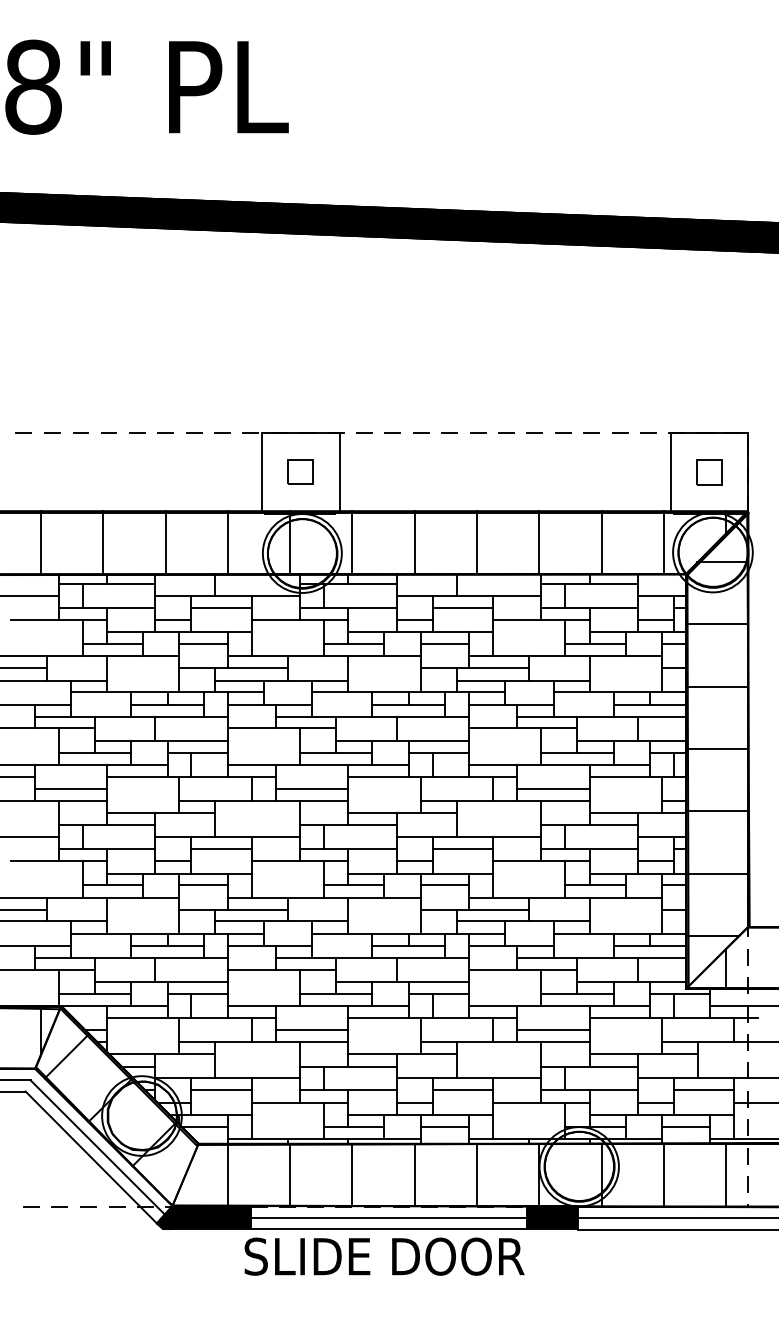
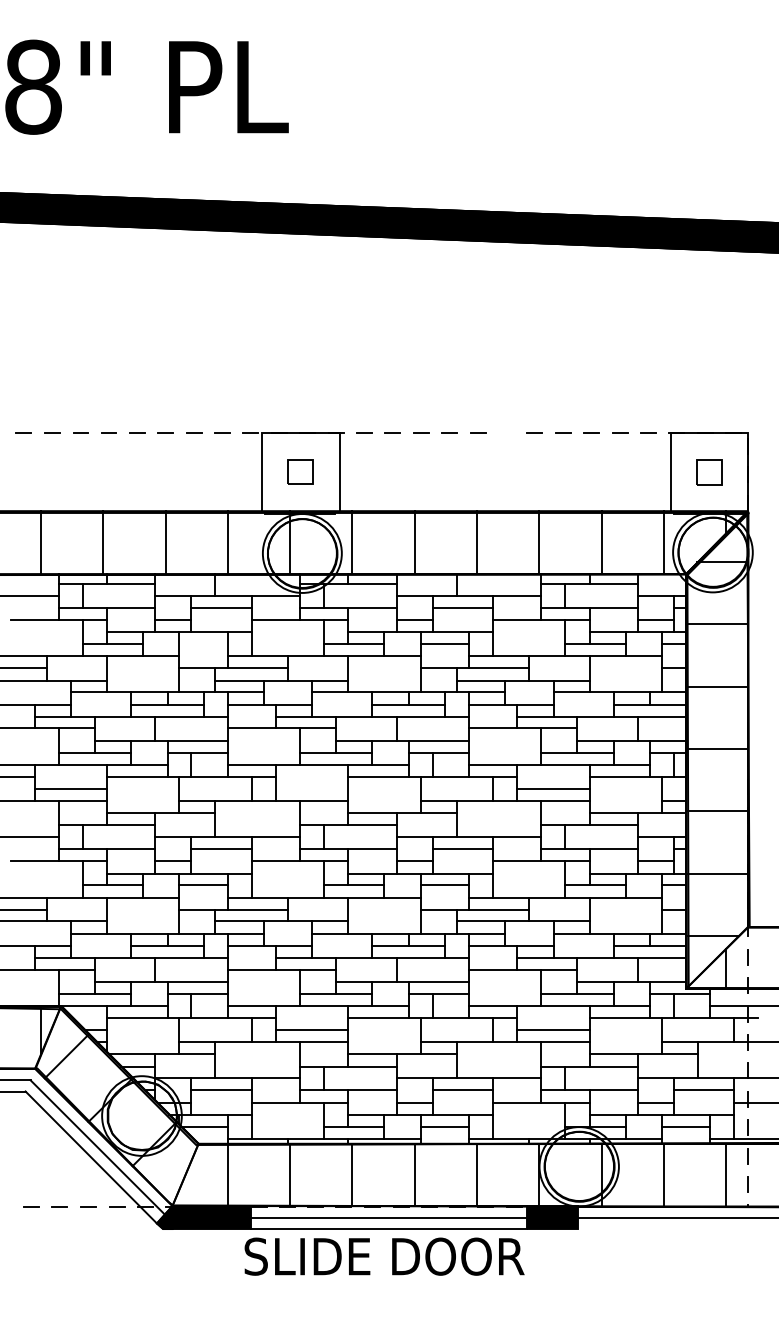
line: present -> none (506, 432)
line: present -> none (203, 644)
line: present -> none (311, 788)
line: present -> none (676, 1229)
